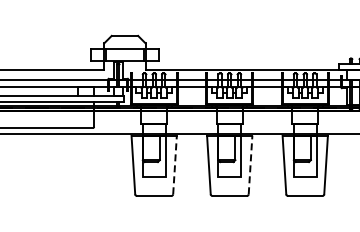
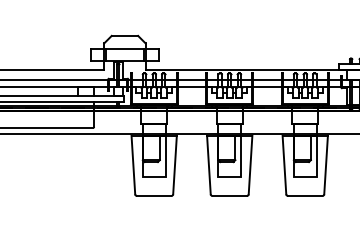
line: dashed -> solid (175, 164)
line: dashed -> solid (250, 164)
